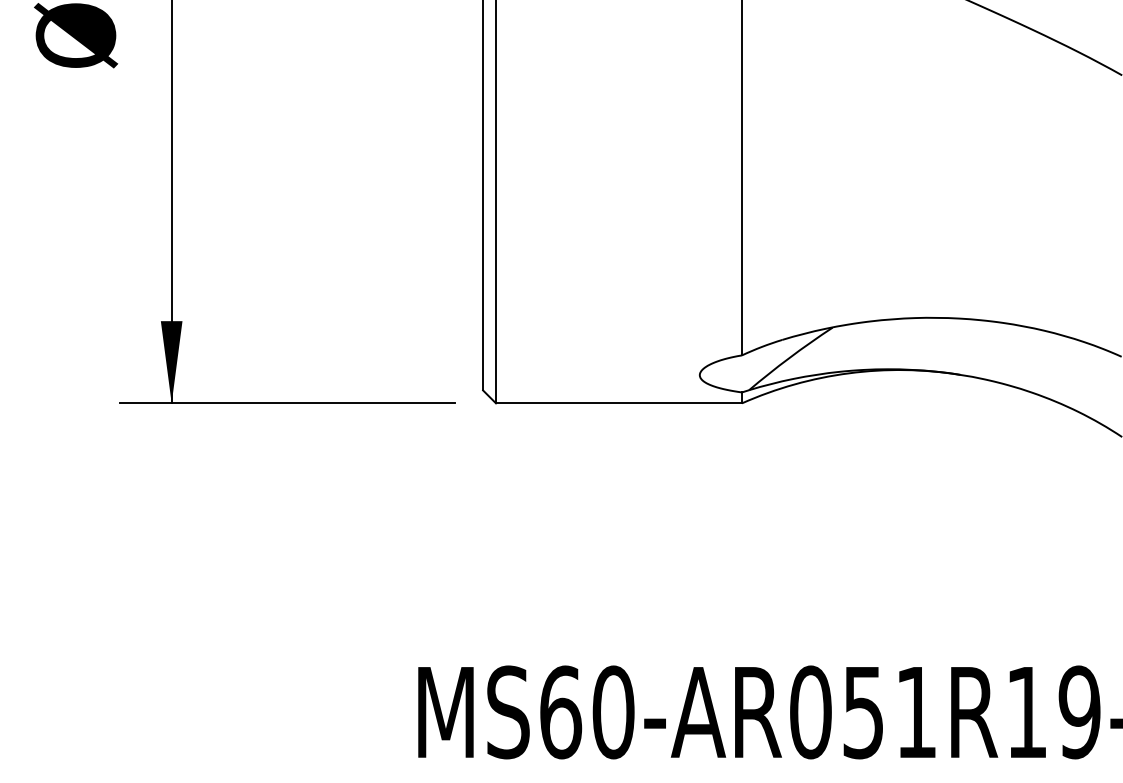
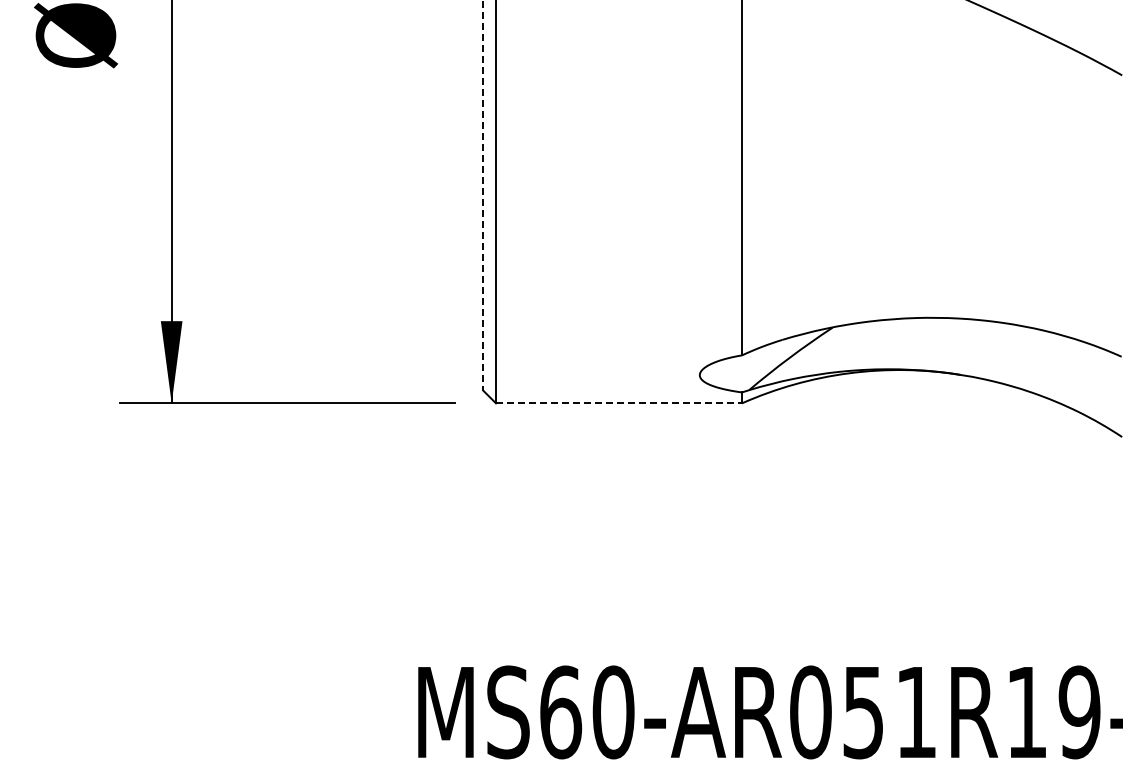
line: solid -> dashed (483, 195)
line: solid -> dashed (619, 403)
